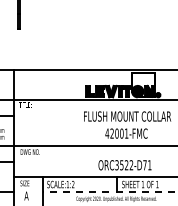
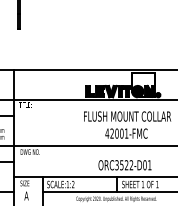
text: ORC3522-D71 -> ORC3522-D01 (144, 165)
line: dashed -> solid (109, 192)
